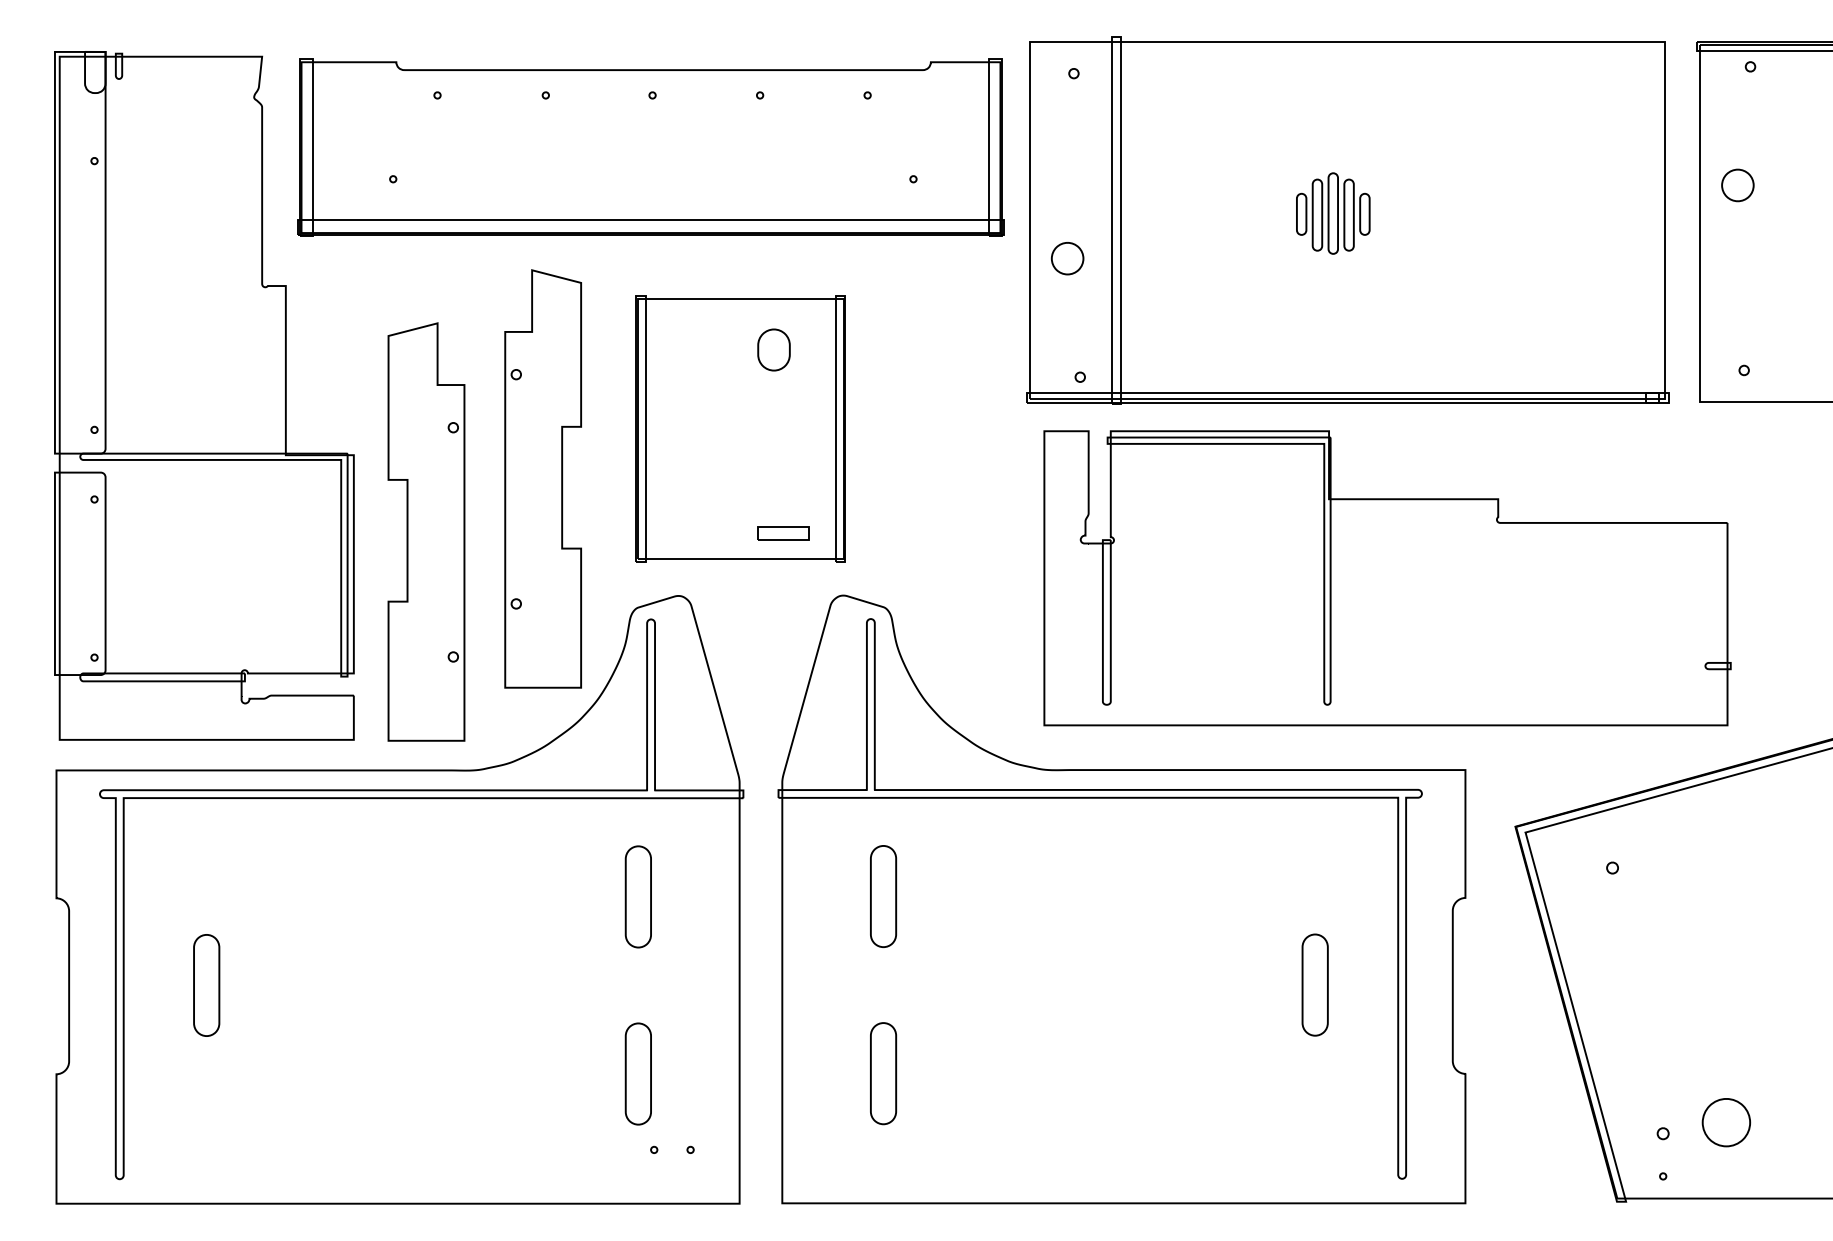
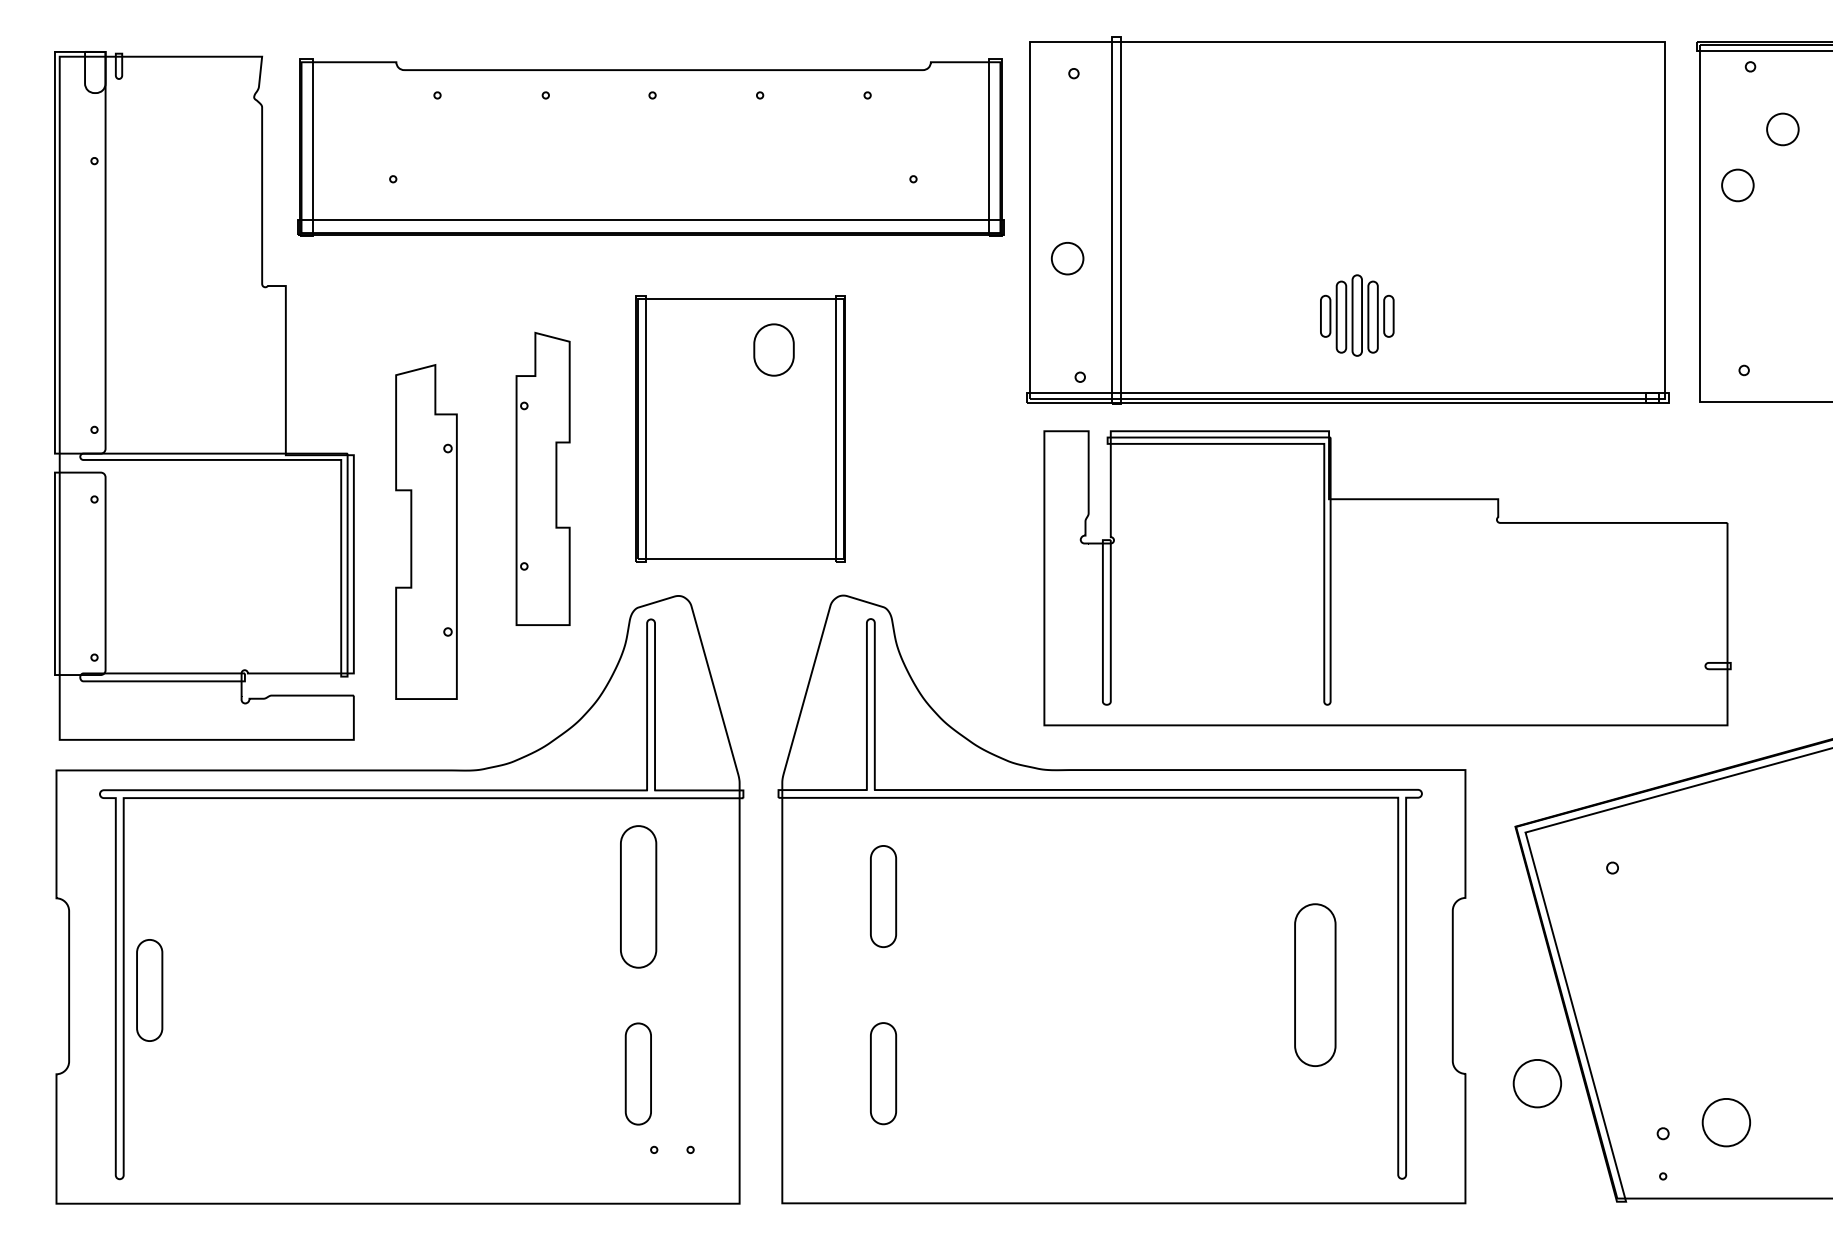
part: none -> present (1782, 129)
part position: (1333, 213) -> (1357, 315) (1357, 315)
part size: 34x44 px -> 42x54 px (773, 349)
part size: 78x420 px -> 56x295 px (542, 478)
part size: 79x420 px -> 63x336 px (426, 531)
part: present -> none (783, 533)
part size: 28x104 px -> 38x144 px (638, 896)
part size: 28x104 px -> 43x164 px (1315, 984)
part position: (206, 985) -> (149, 990) (149, 990)
part: none -> present (1537, 1083)
